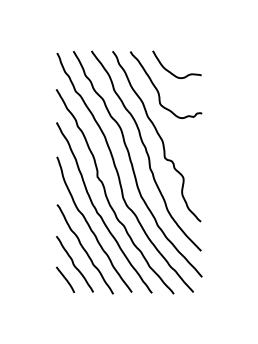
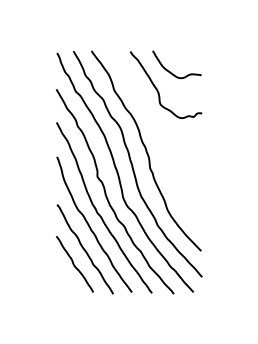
curve: present -> none (158, 136)
curve: present -> none (65, 279)
